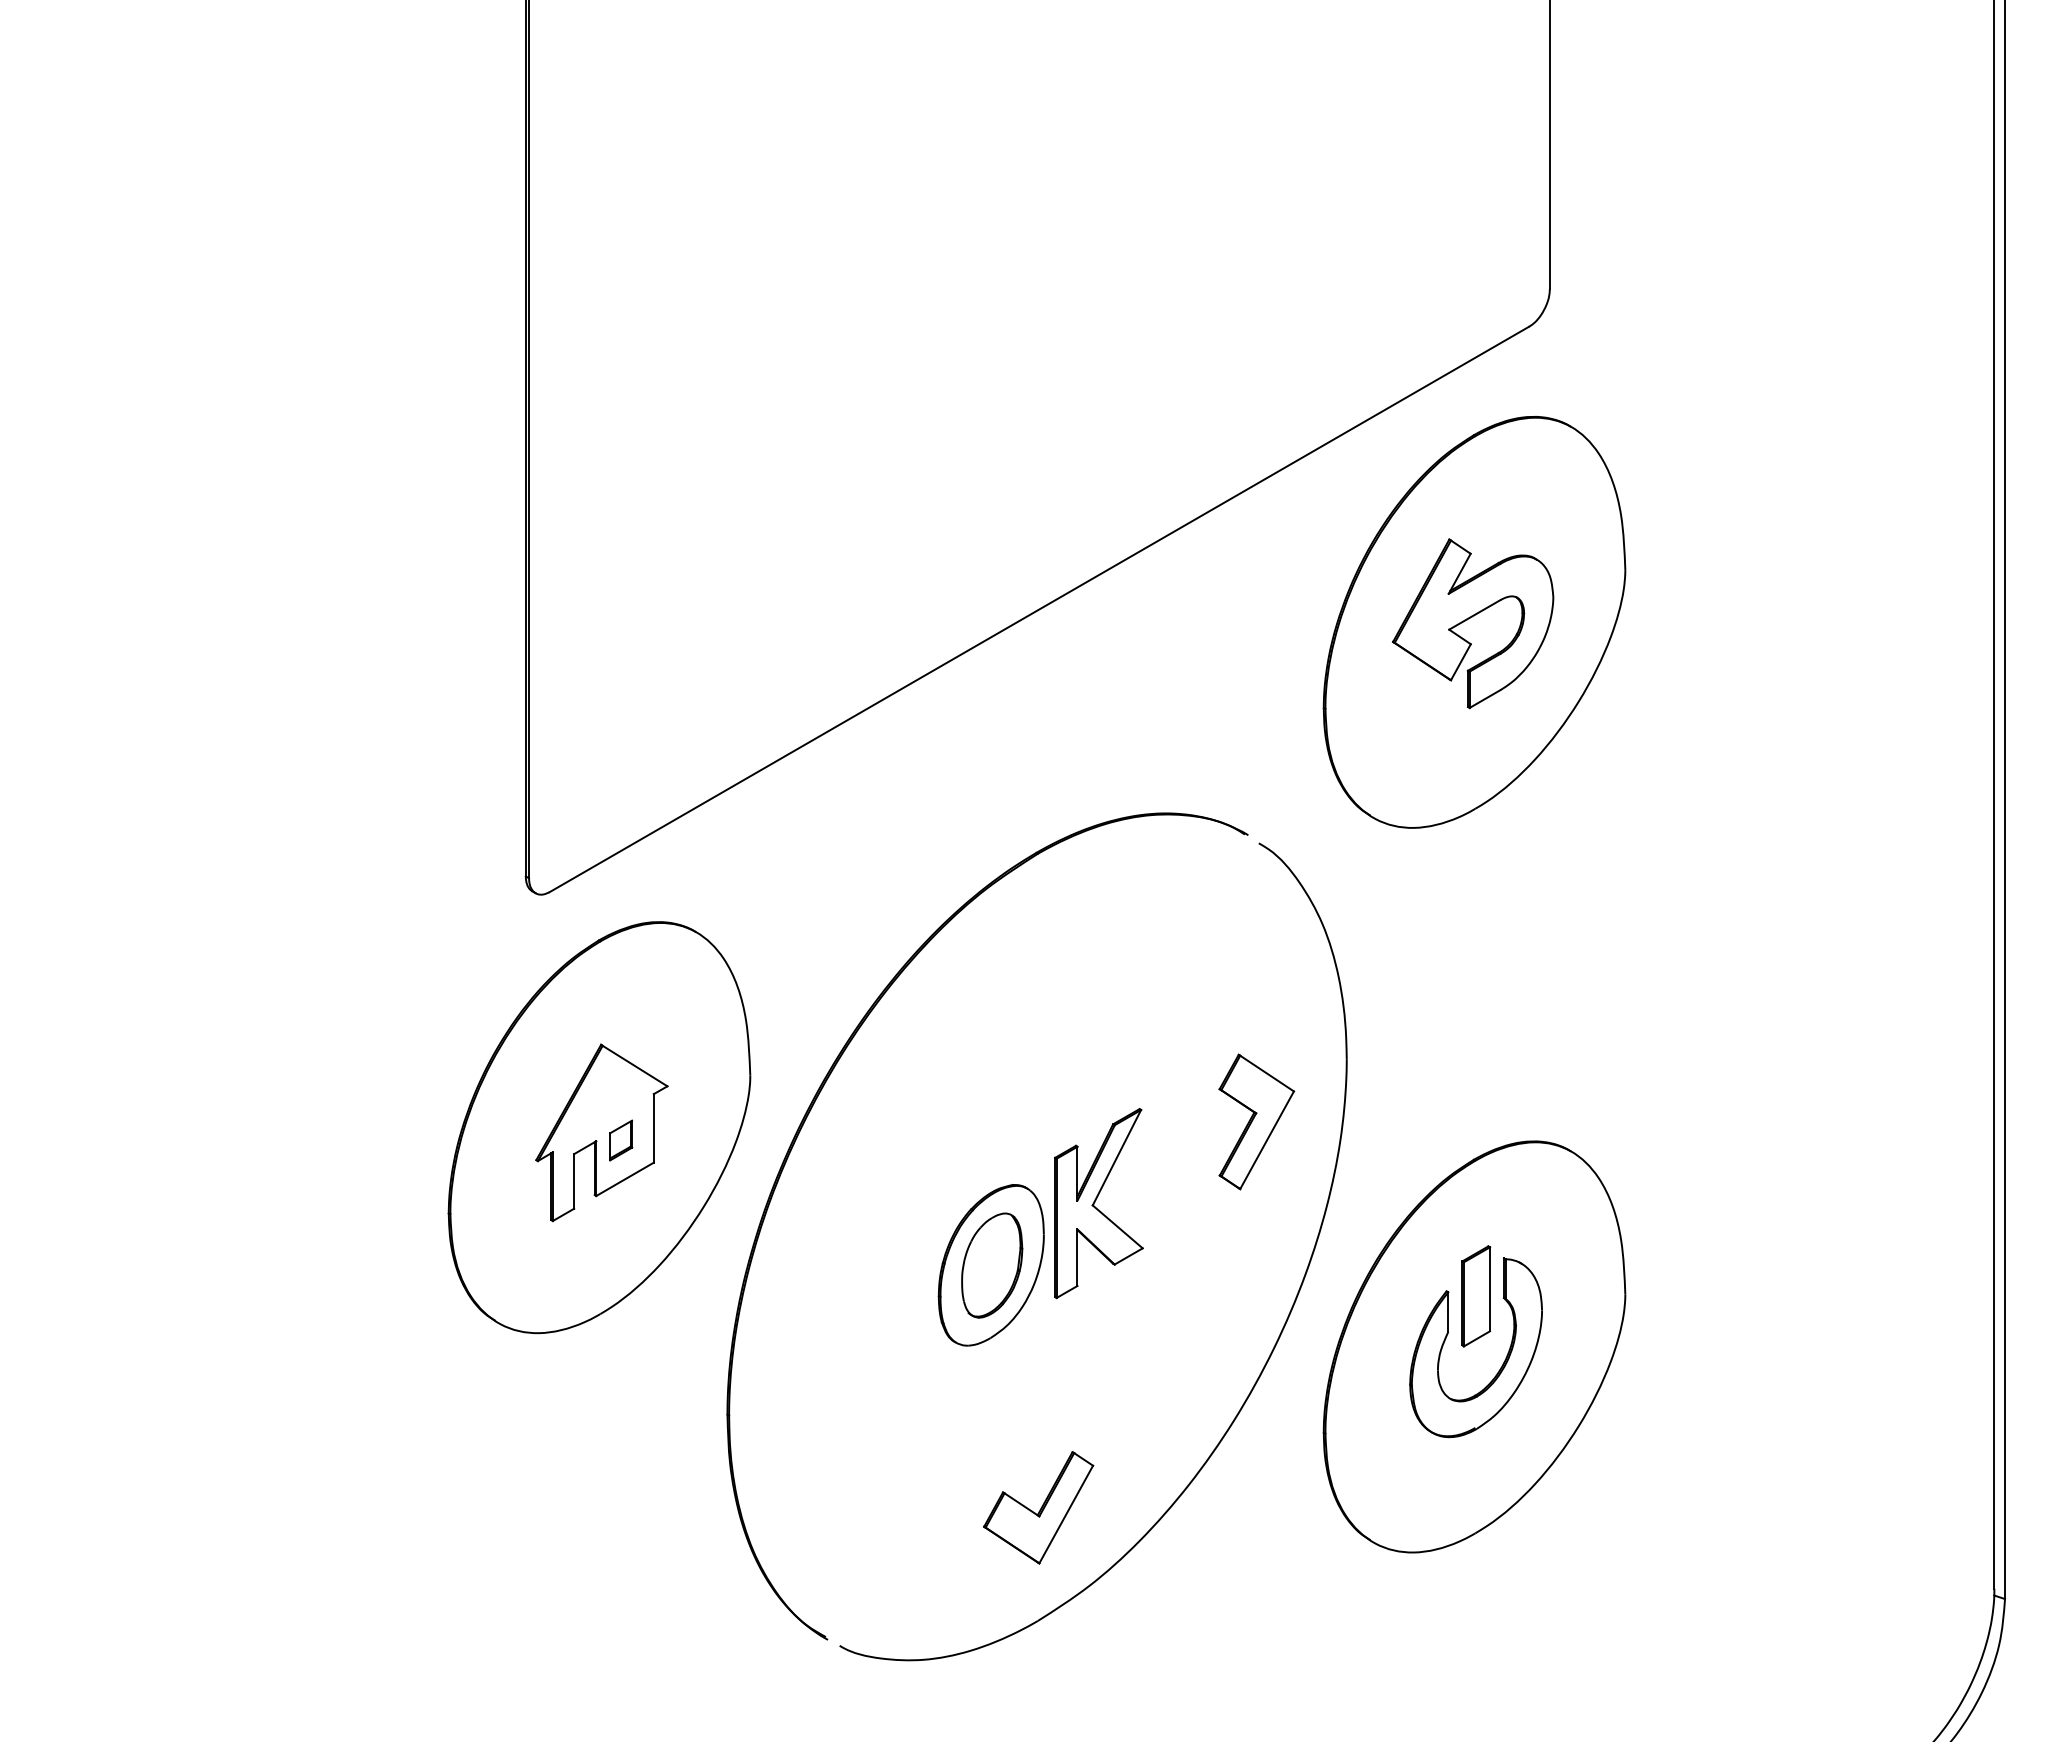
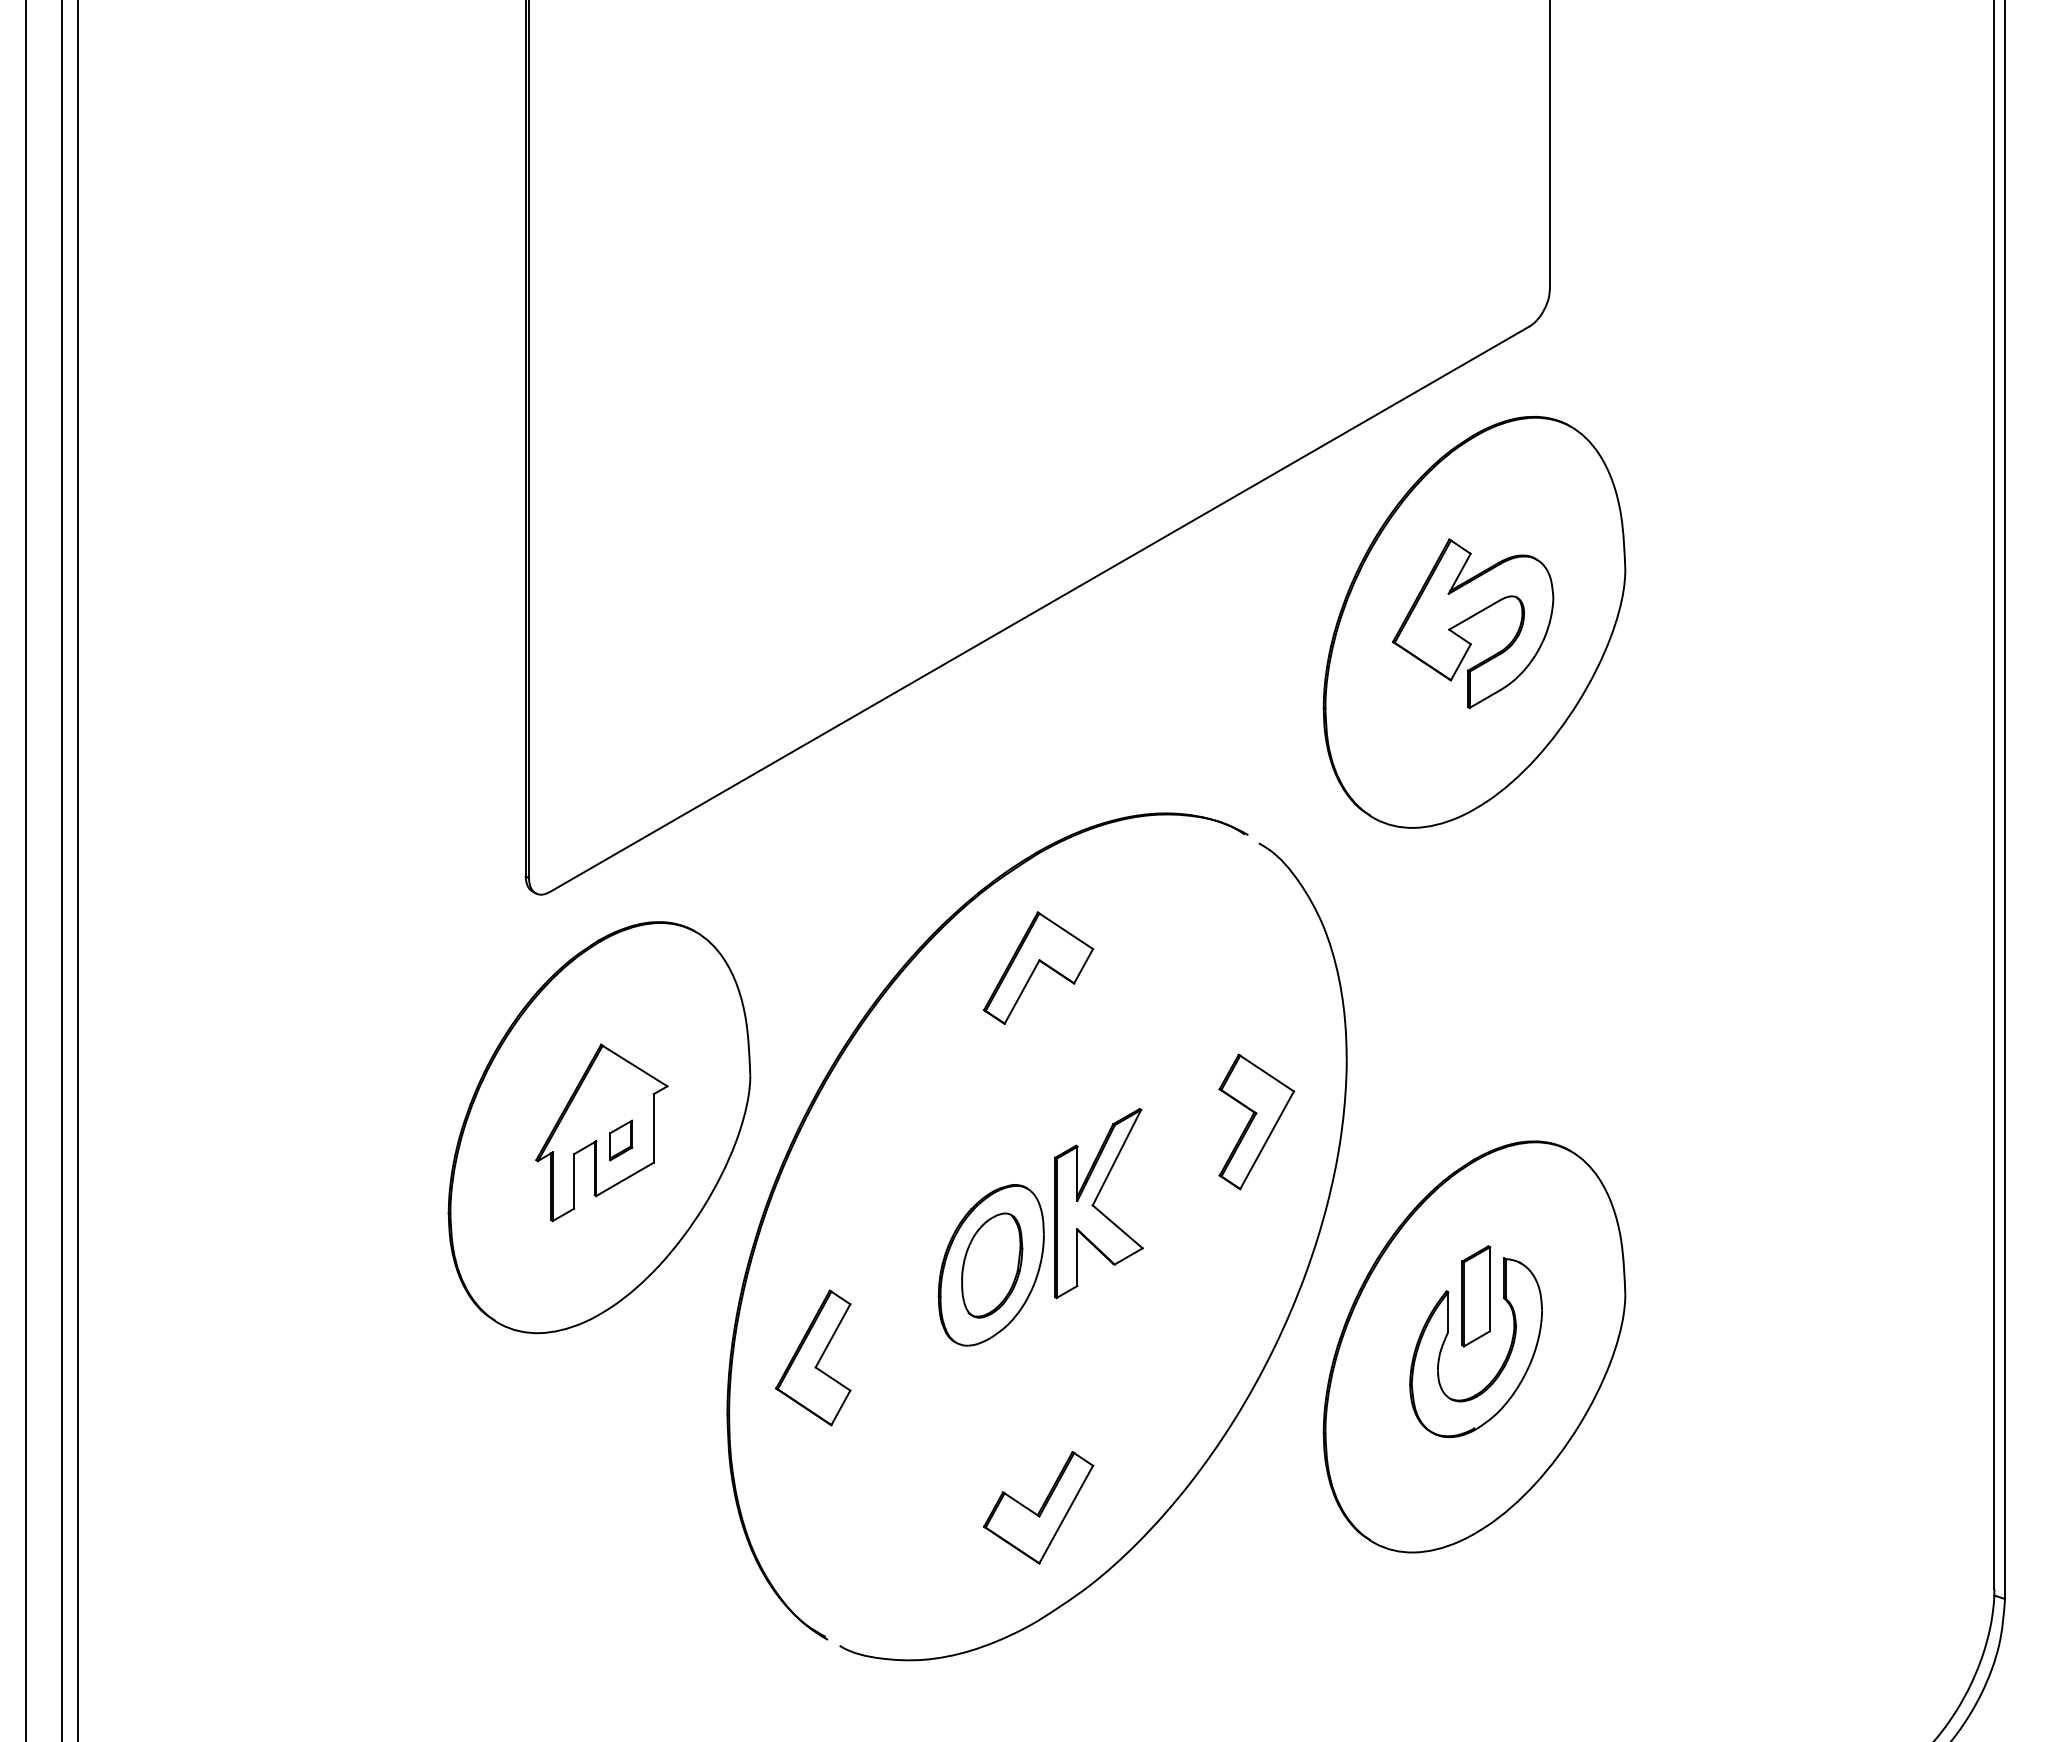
line: none -> present (25, 870)
line: none -> present (62, 870)
line: none -> present (78, 870)
part: none -> present (1038, 967)
part: none -> present (813, 1357)
